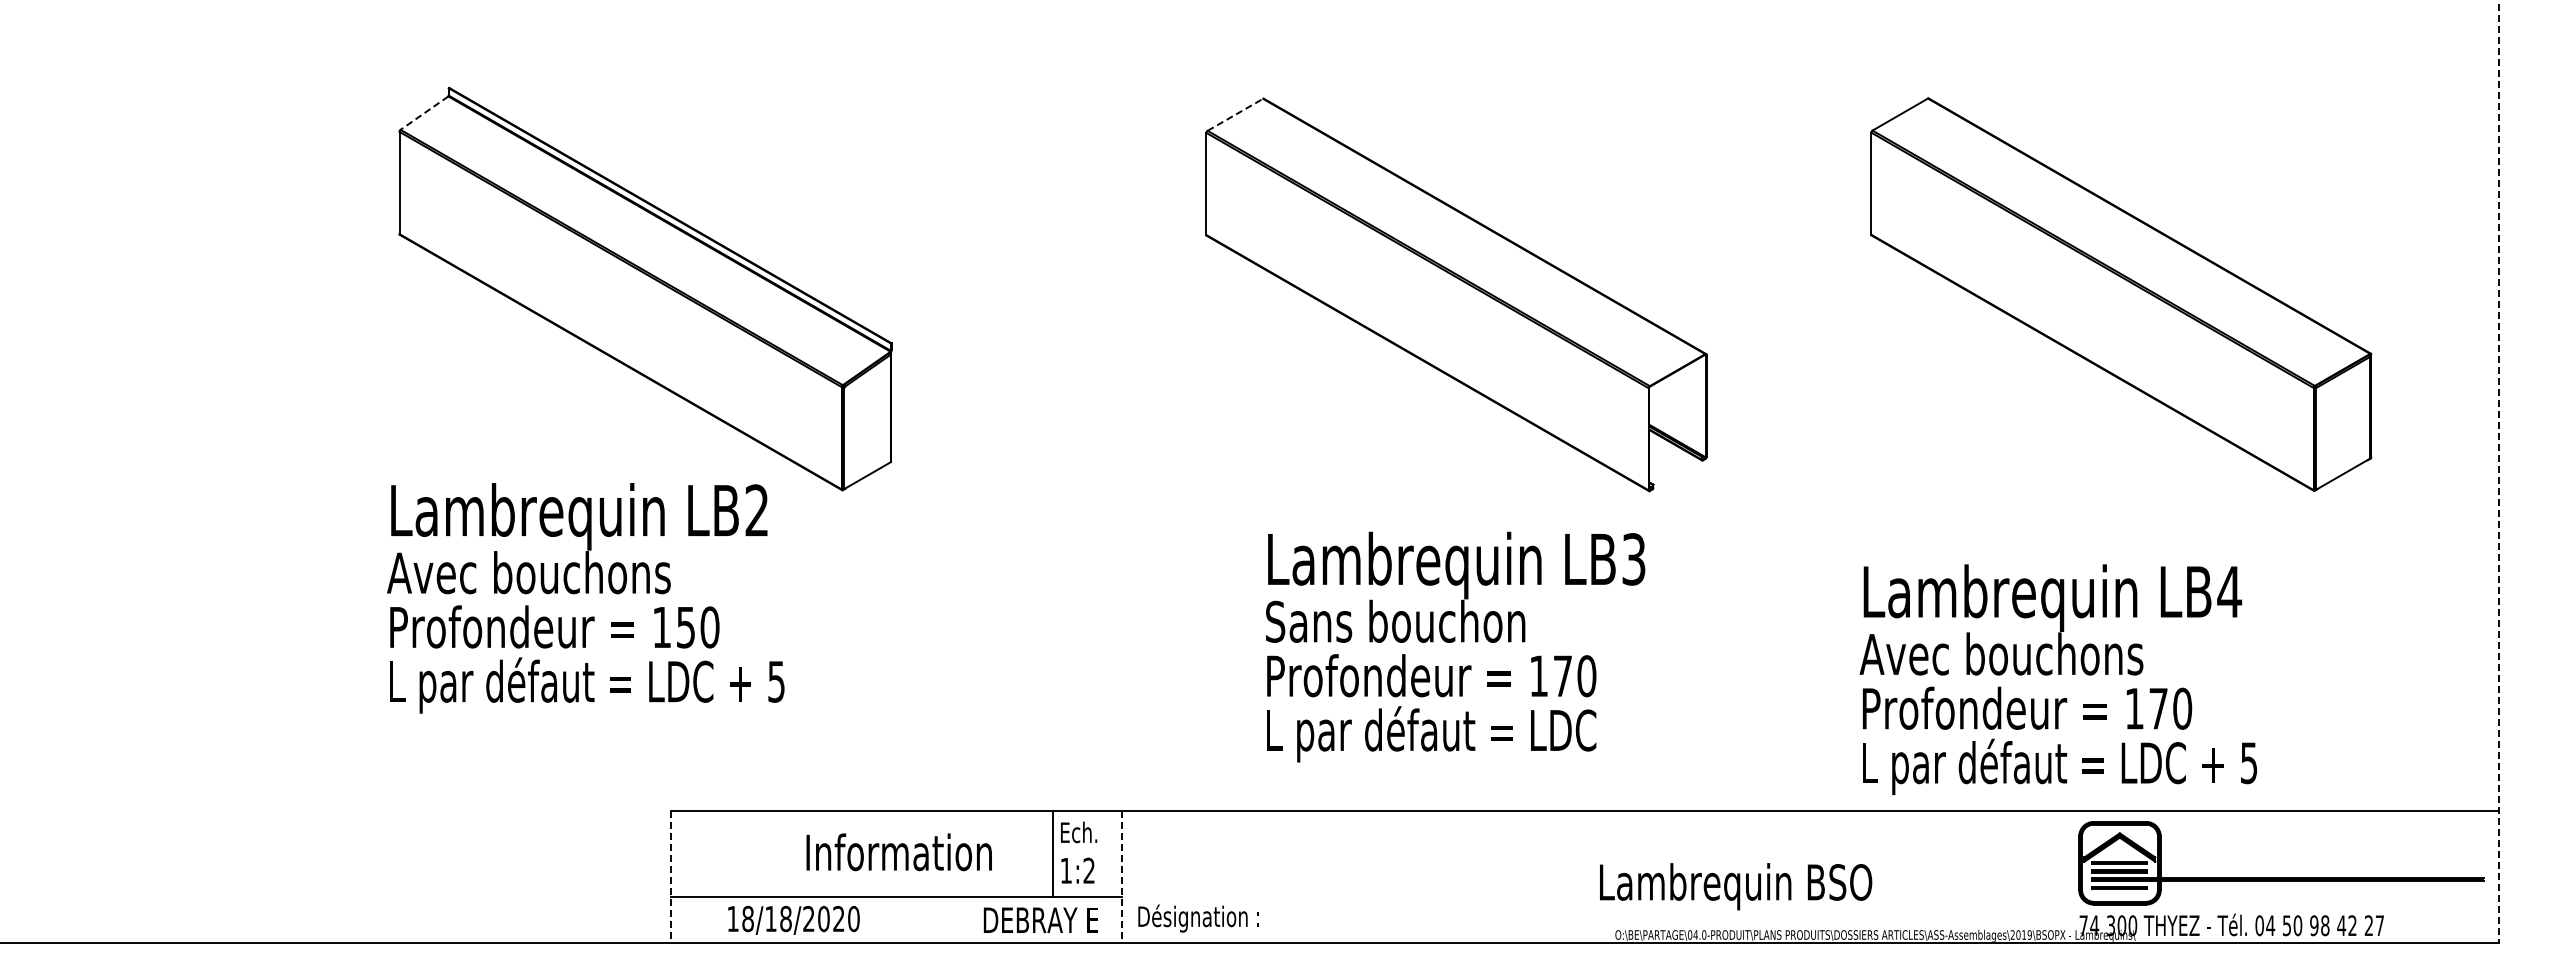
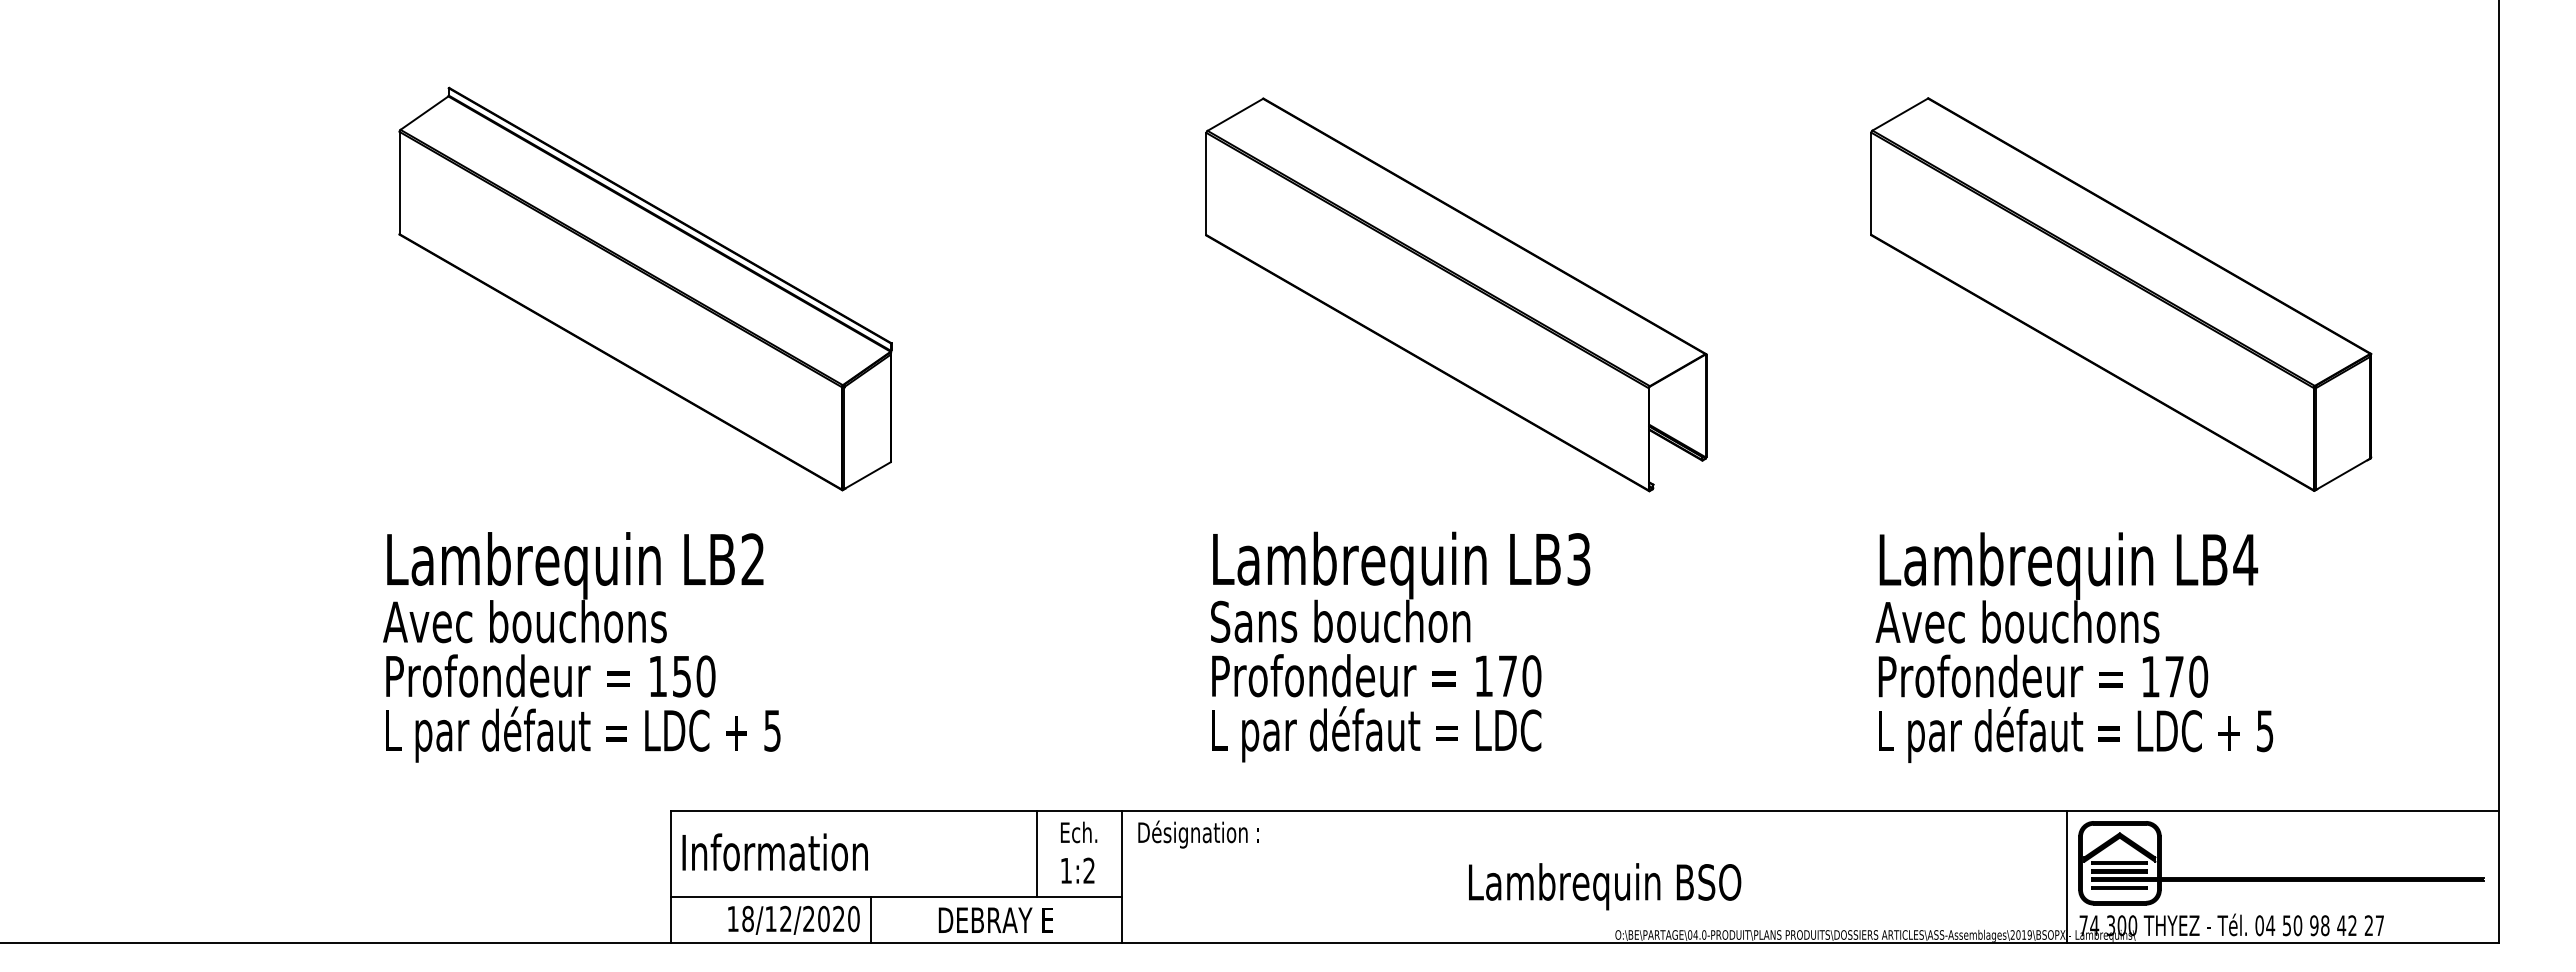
line: dashed -> solid (424, 113)
line: dashed -> solid (1235, 114)
line: dashed -> solid (2498, 471)
text position: (585, 598) -> (581, 647) (581, 647)
text position: (1455, 646) -> (1400, 646) (1400, 646)
text position: (2058, 679) -> (2074, 647) (2074, 647)
text position: (898, 852) -> (774, 852) (774, 852)
line position: (1053, 853) -> (1037, 853) (1037, 853)
line: dashed -> solid (670, 876)
line: dashed -> solid (1122, 876)
line: none -> present (2067, 876)
text position: (1736, 886) -> (1605, 886) (1605, 886)
text position: (1198, 918) -> (1198, 834) (1198, 834)
text: 18/18/2020 -> 18/12/2020 (785, 919)
line: none -> present (871, 919)
text position: (1040, 919) -> (995, 919) (995, 919)
